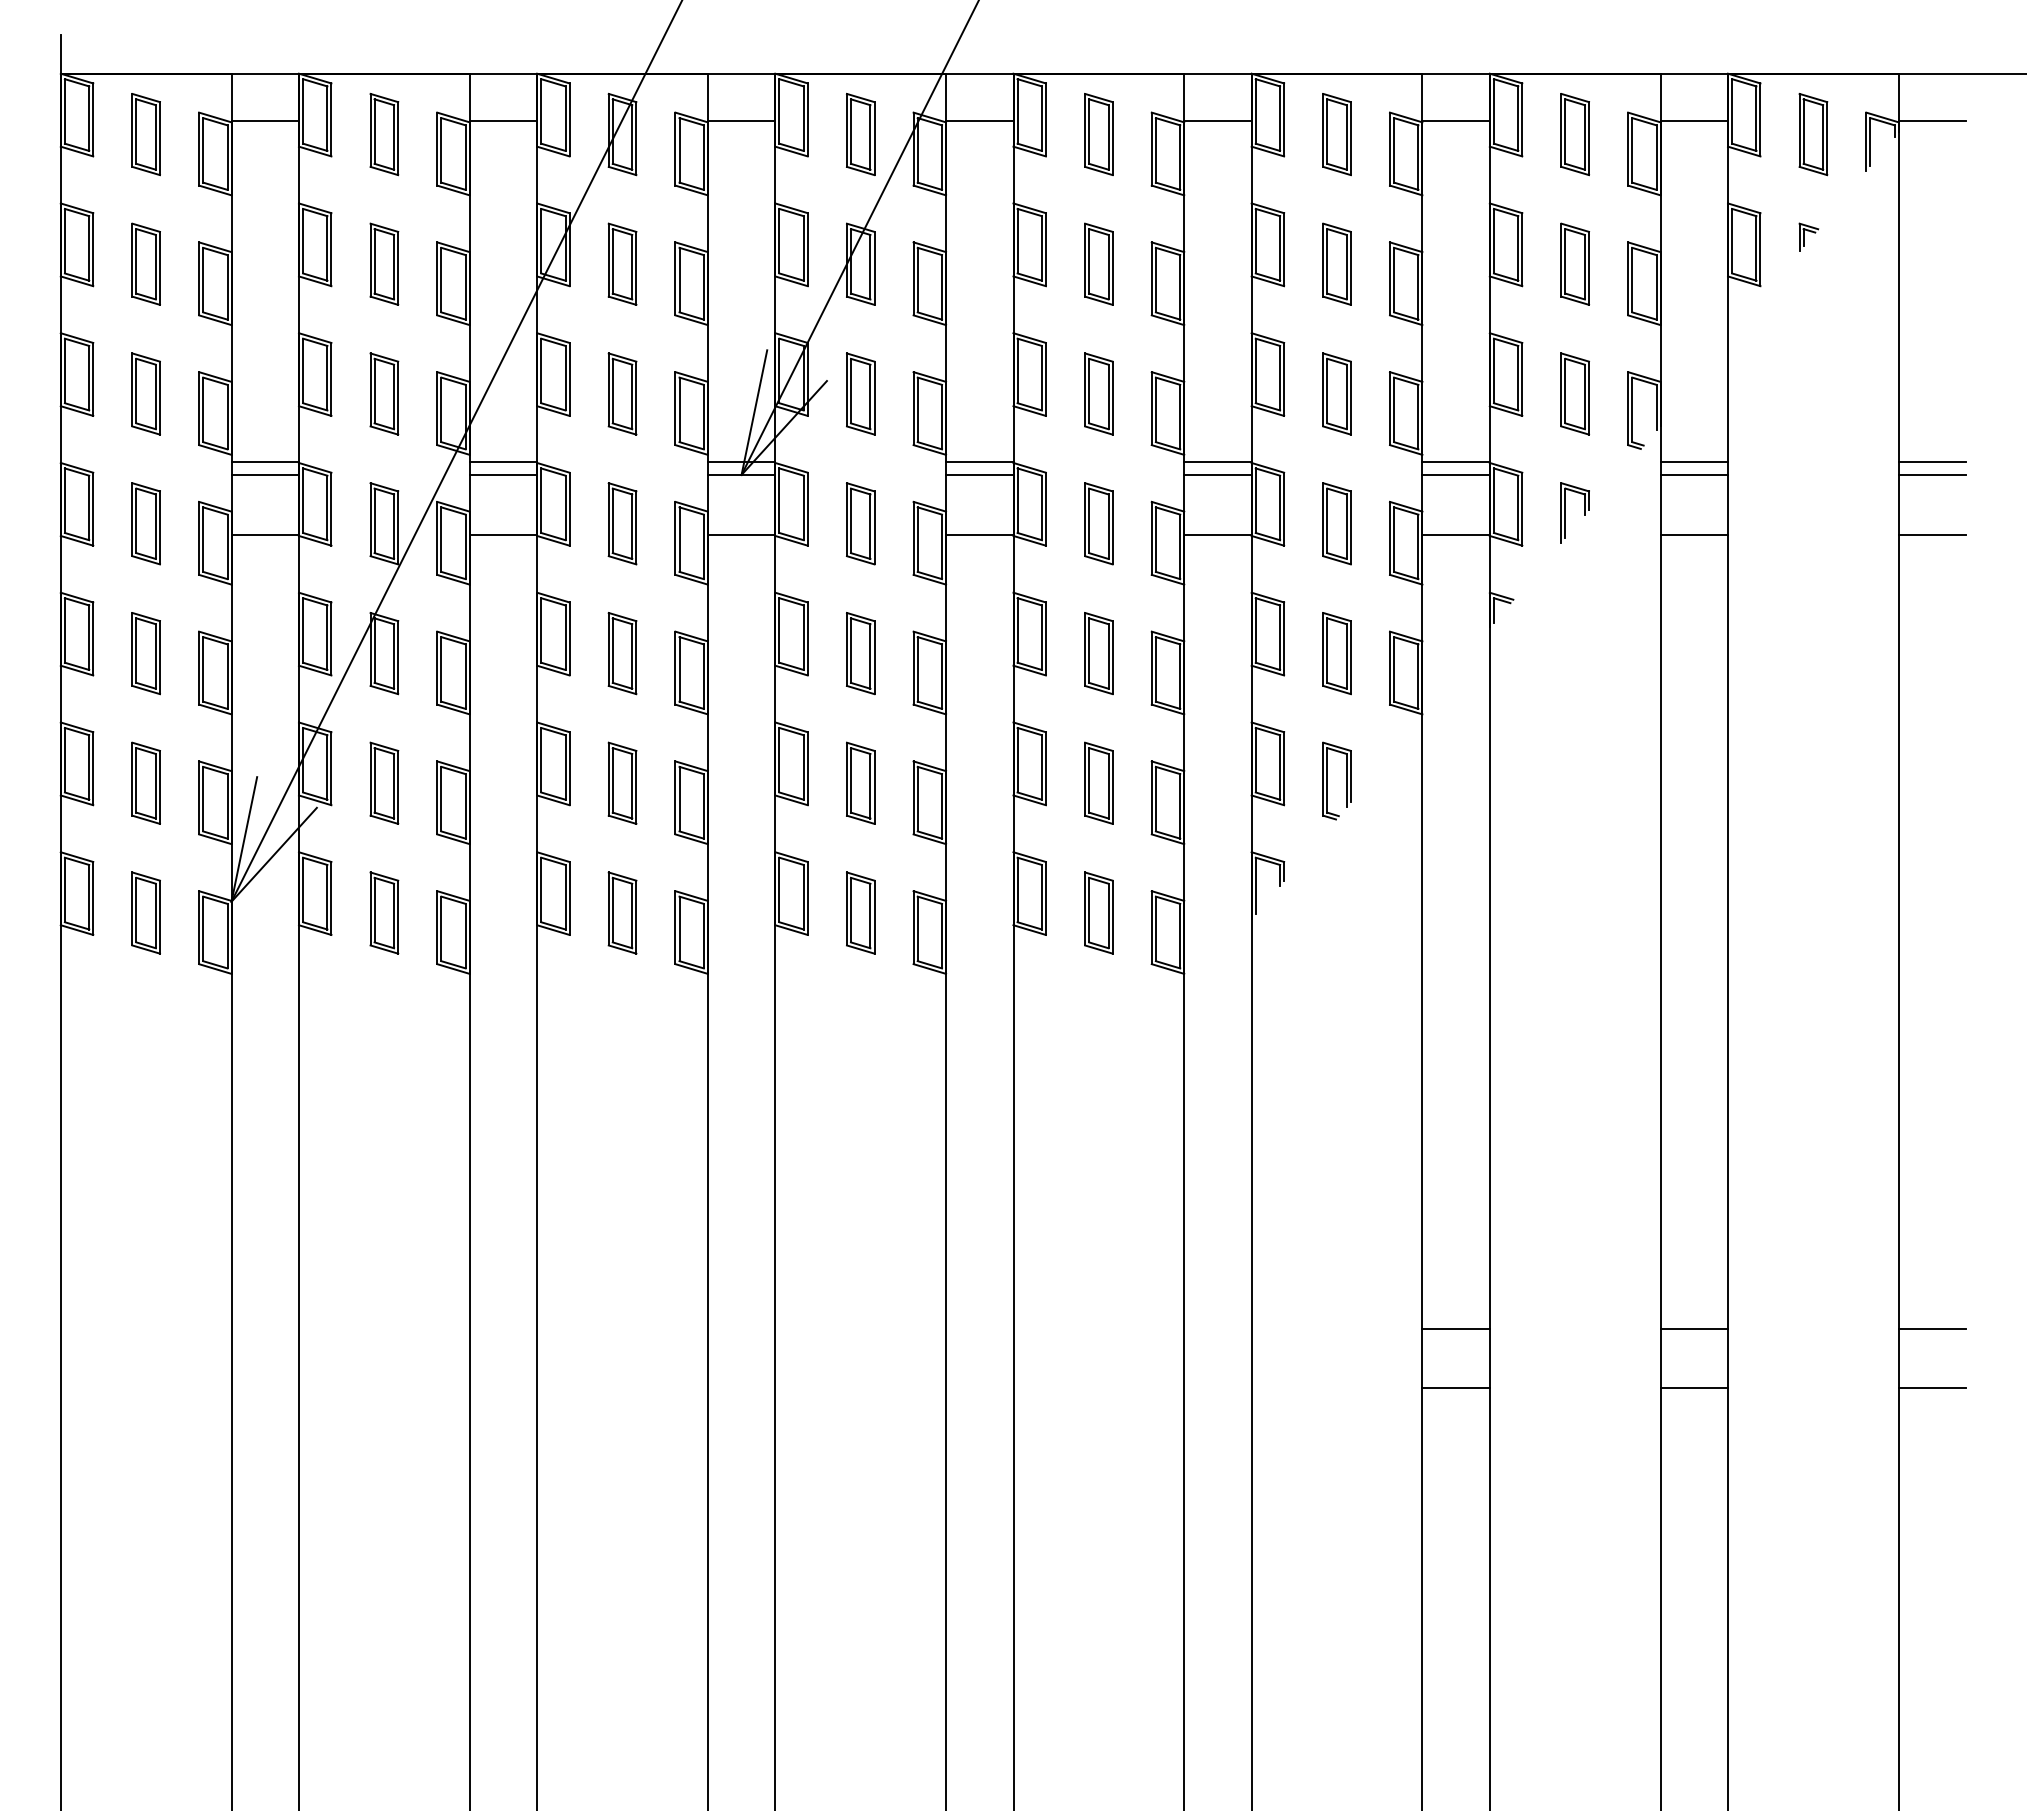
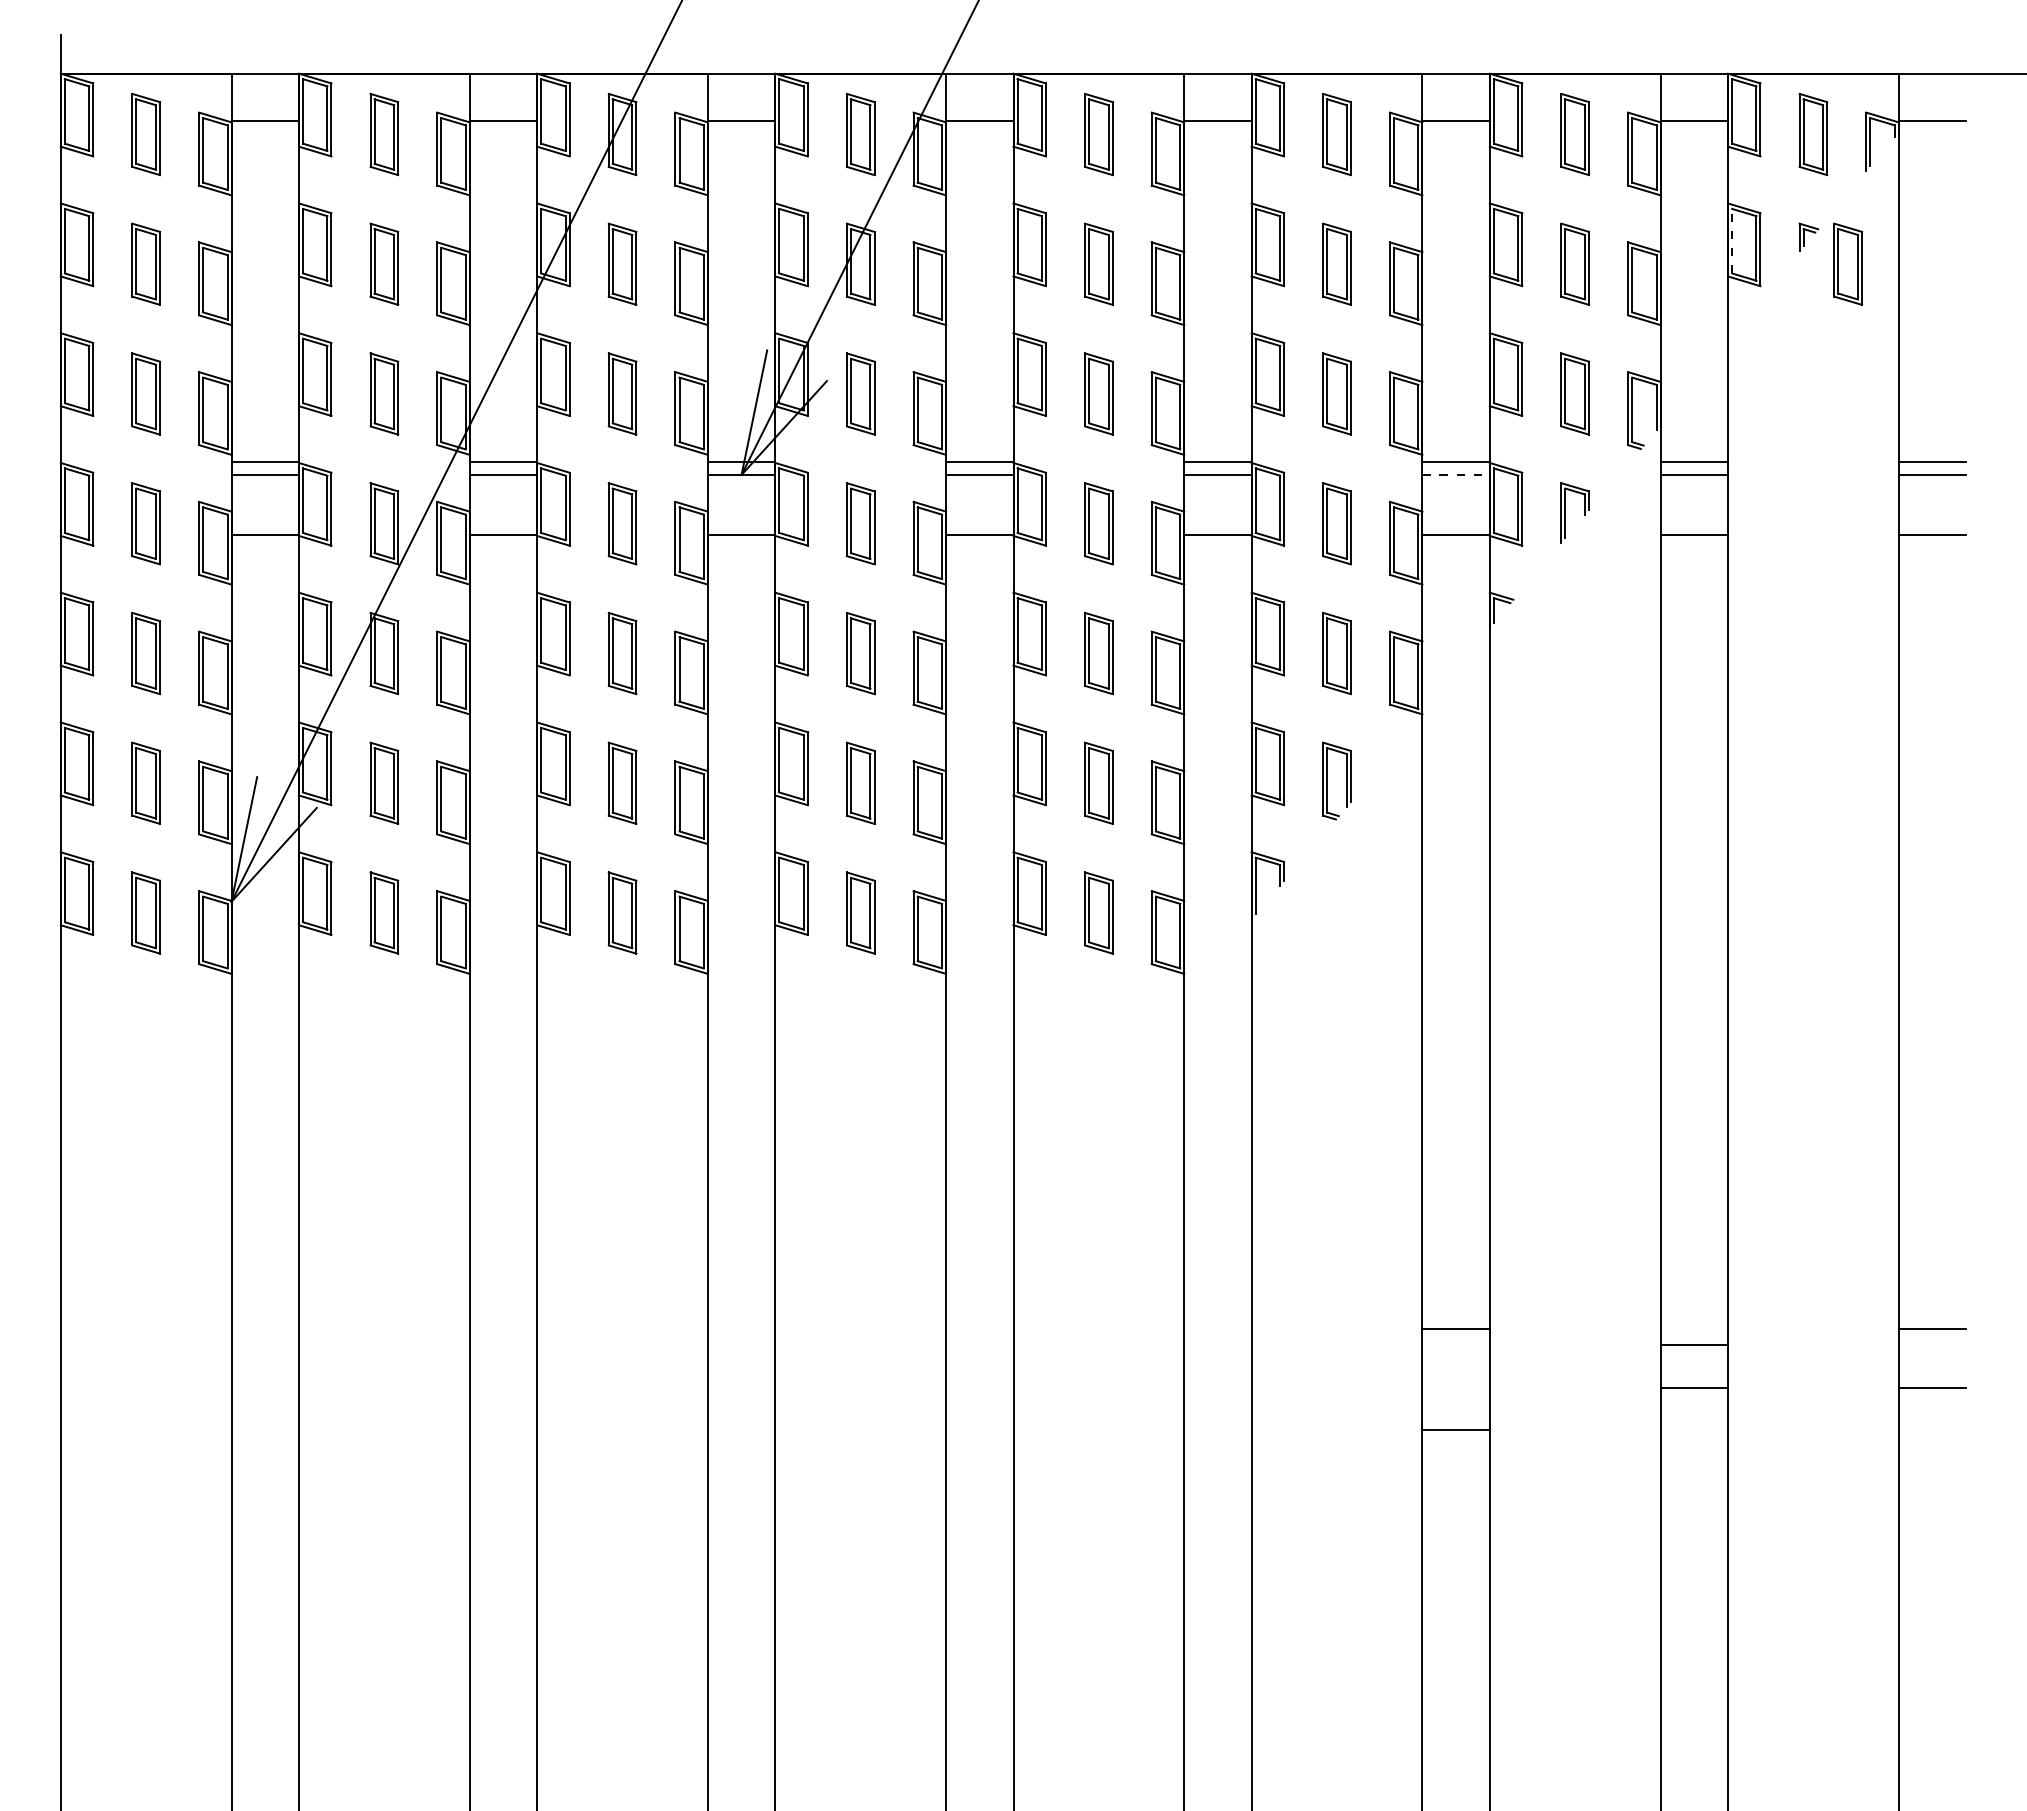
line: solid -> dashed (1732, 240)
part: none -> present (1847, 263)
line: solid -> dashed (1456, 474)
line position: (1694, 1328) -> (1694, 1344) (1694, 1344)
line position: (1455, 1388) -> (1455, 1430) (1455, 1430)
